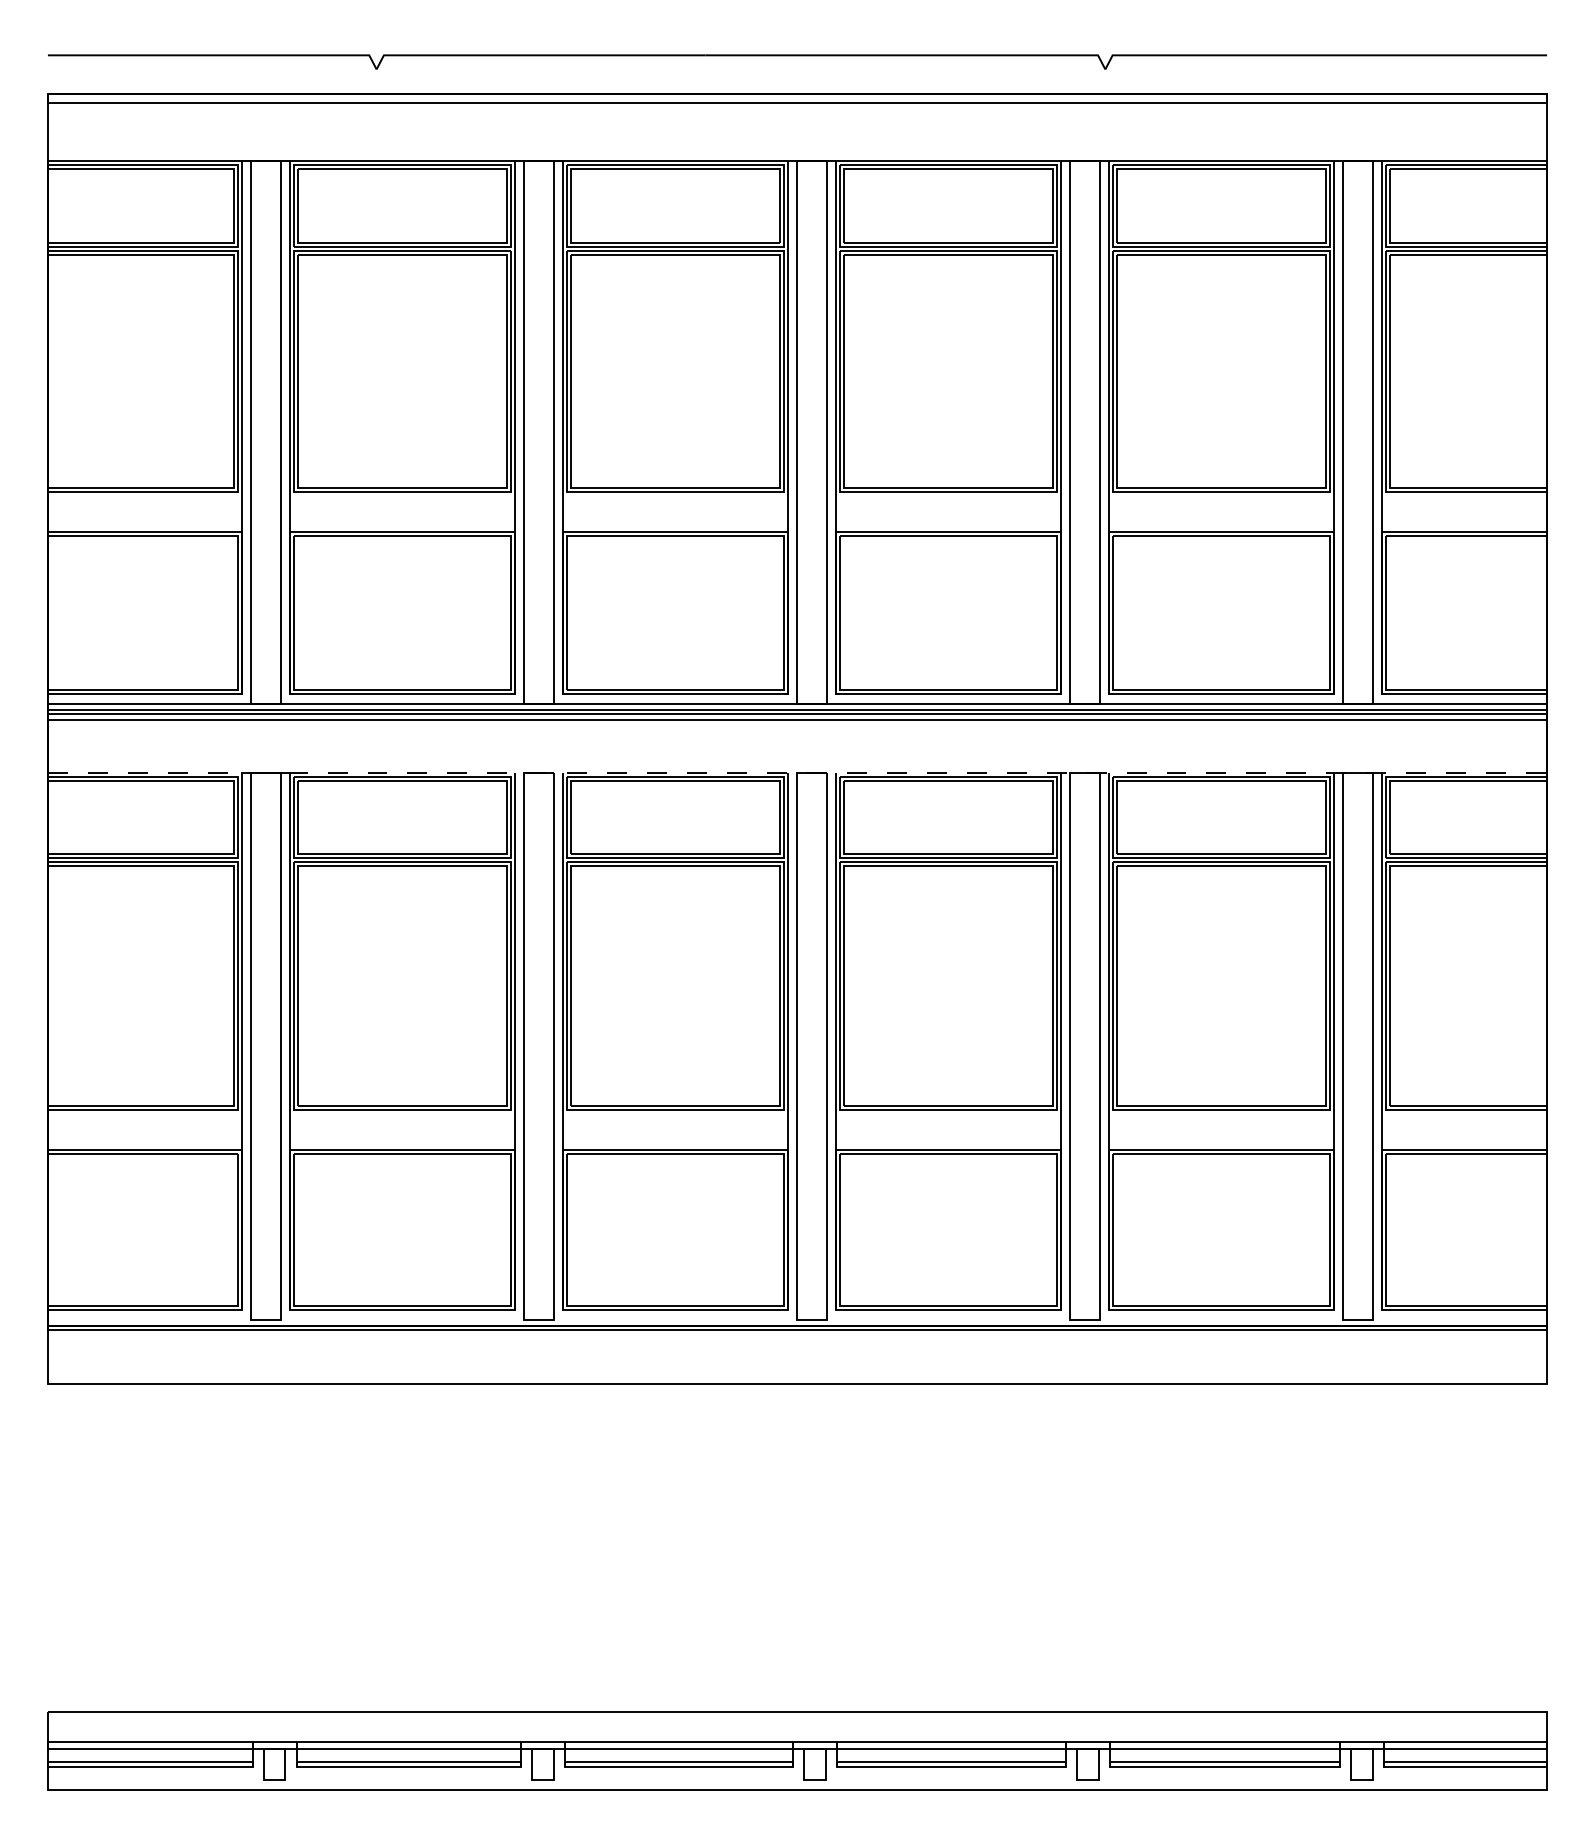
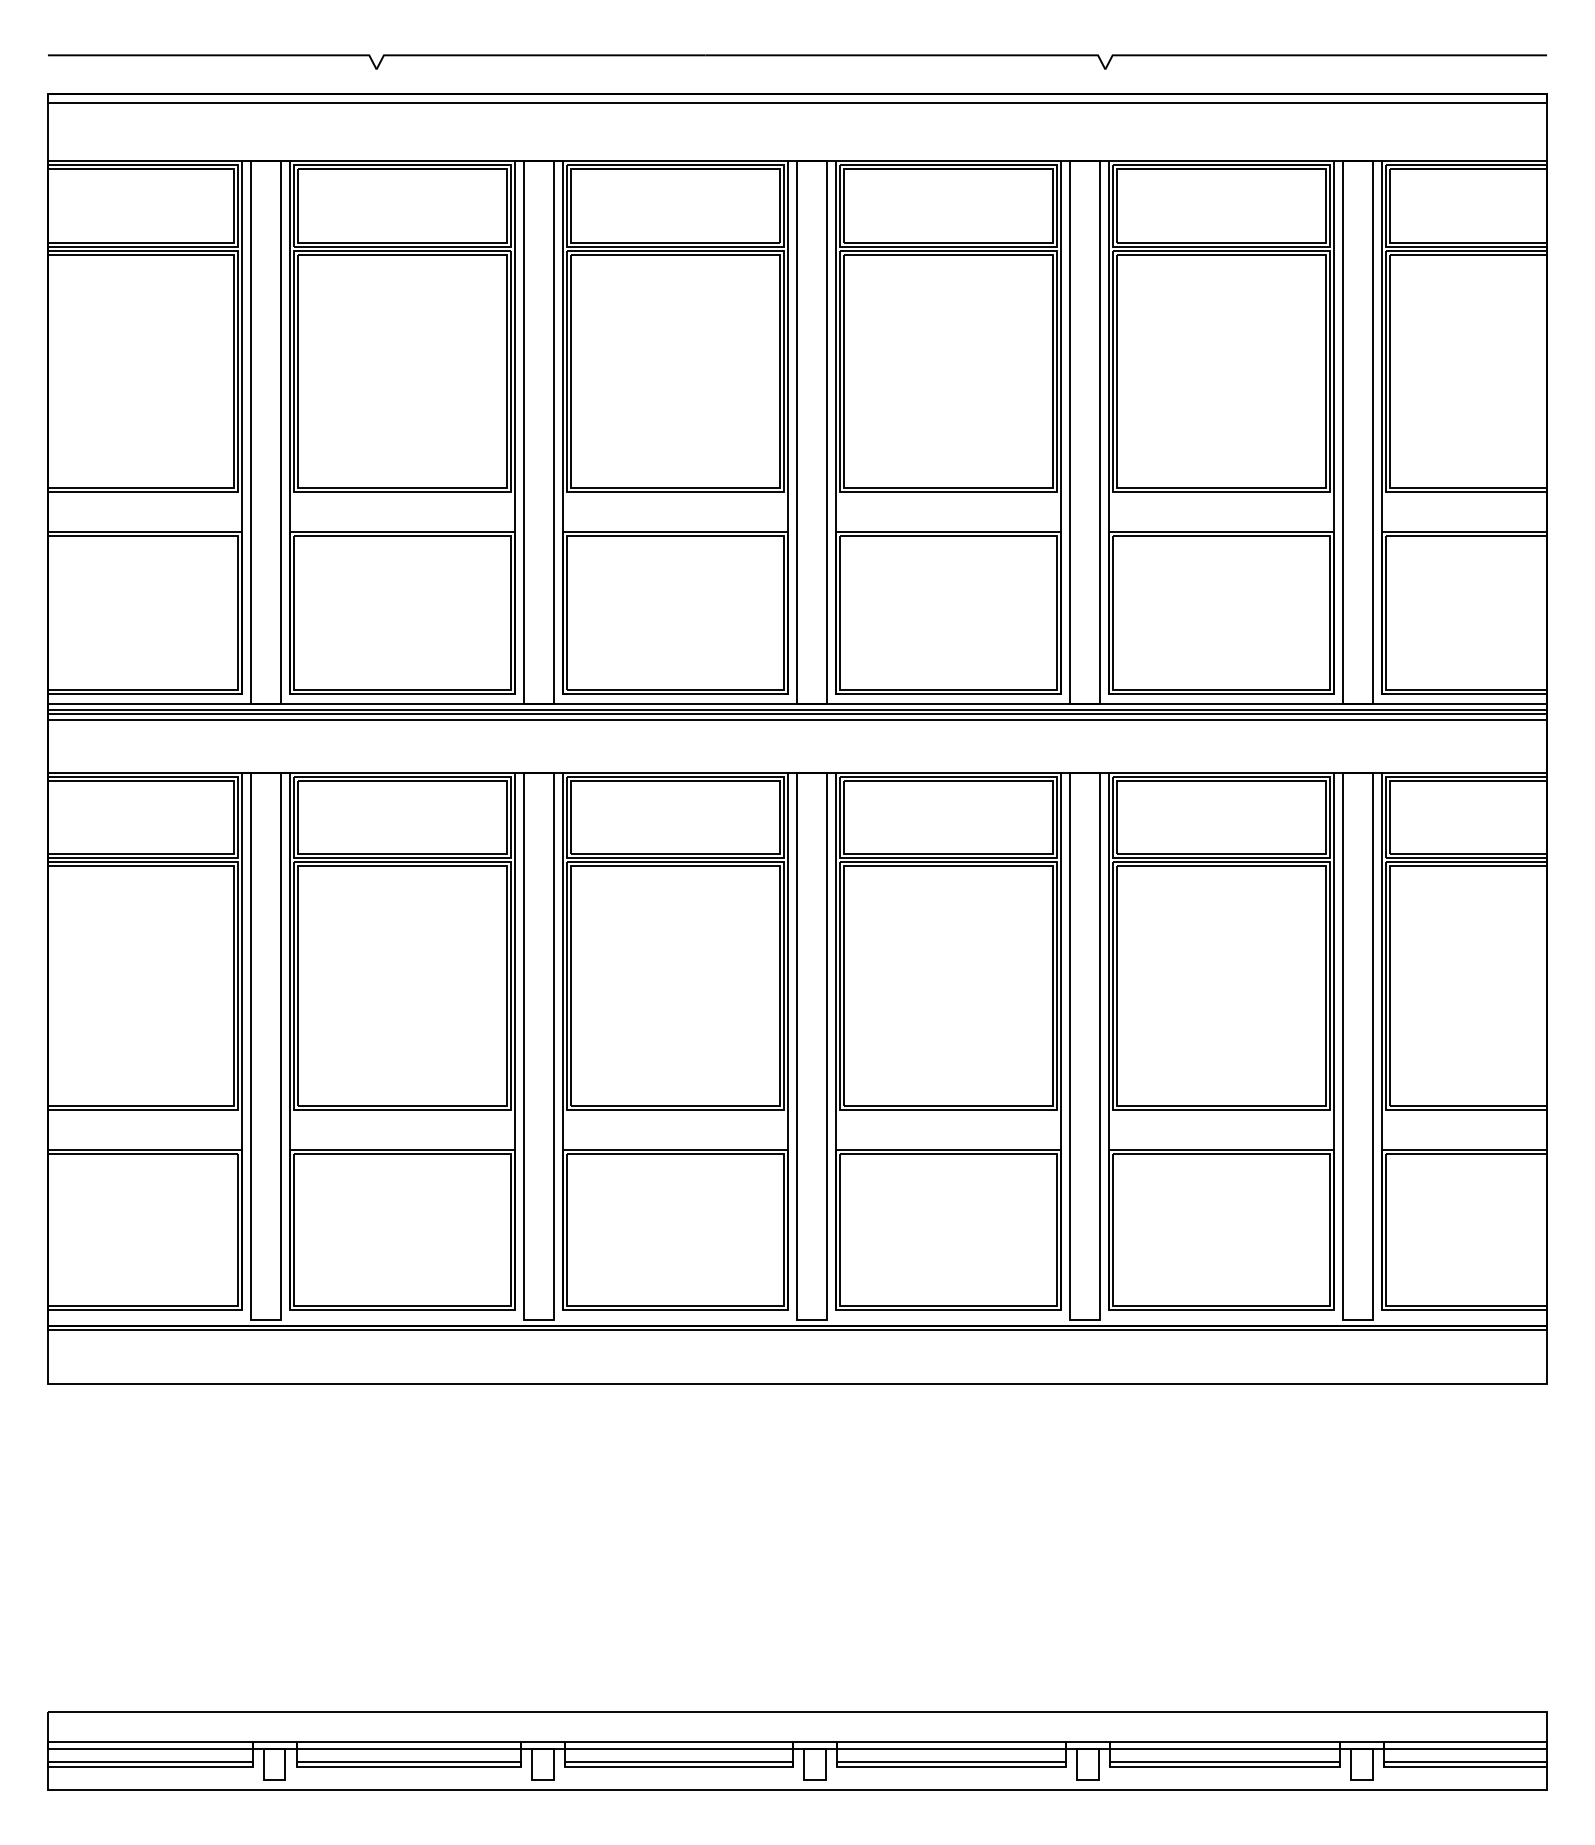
line: dashed -> solid (797, 772)
